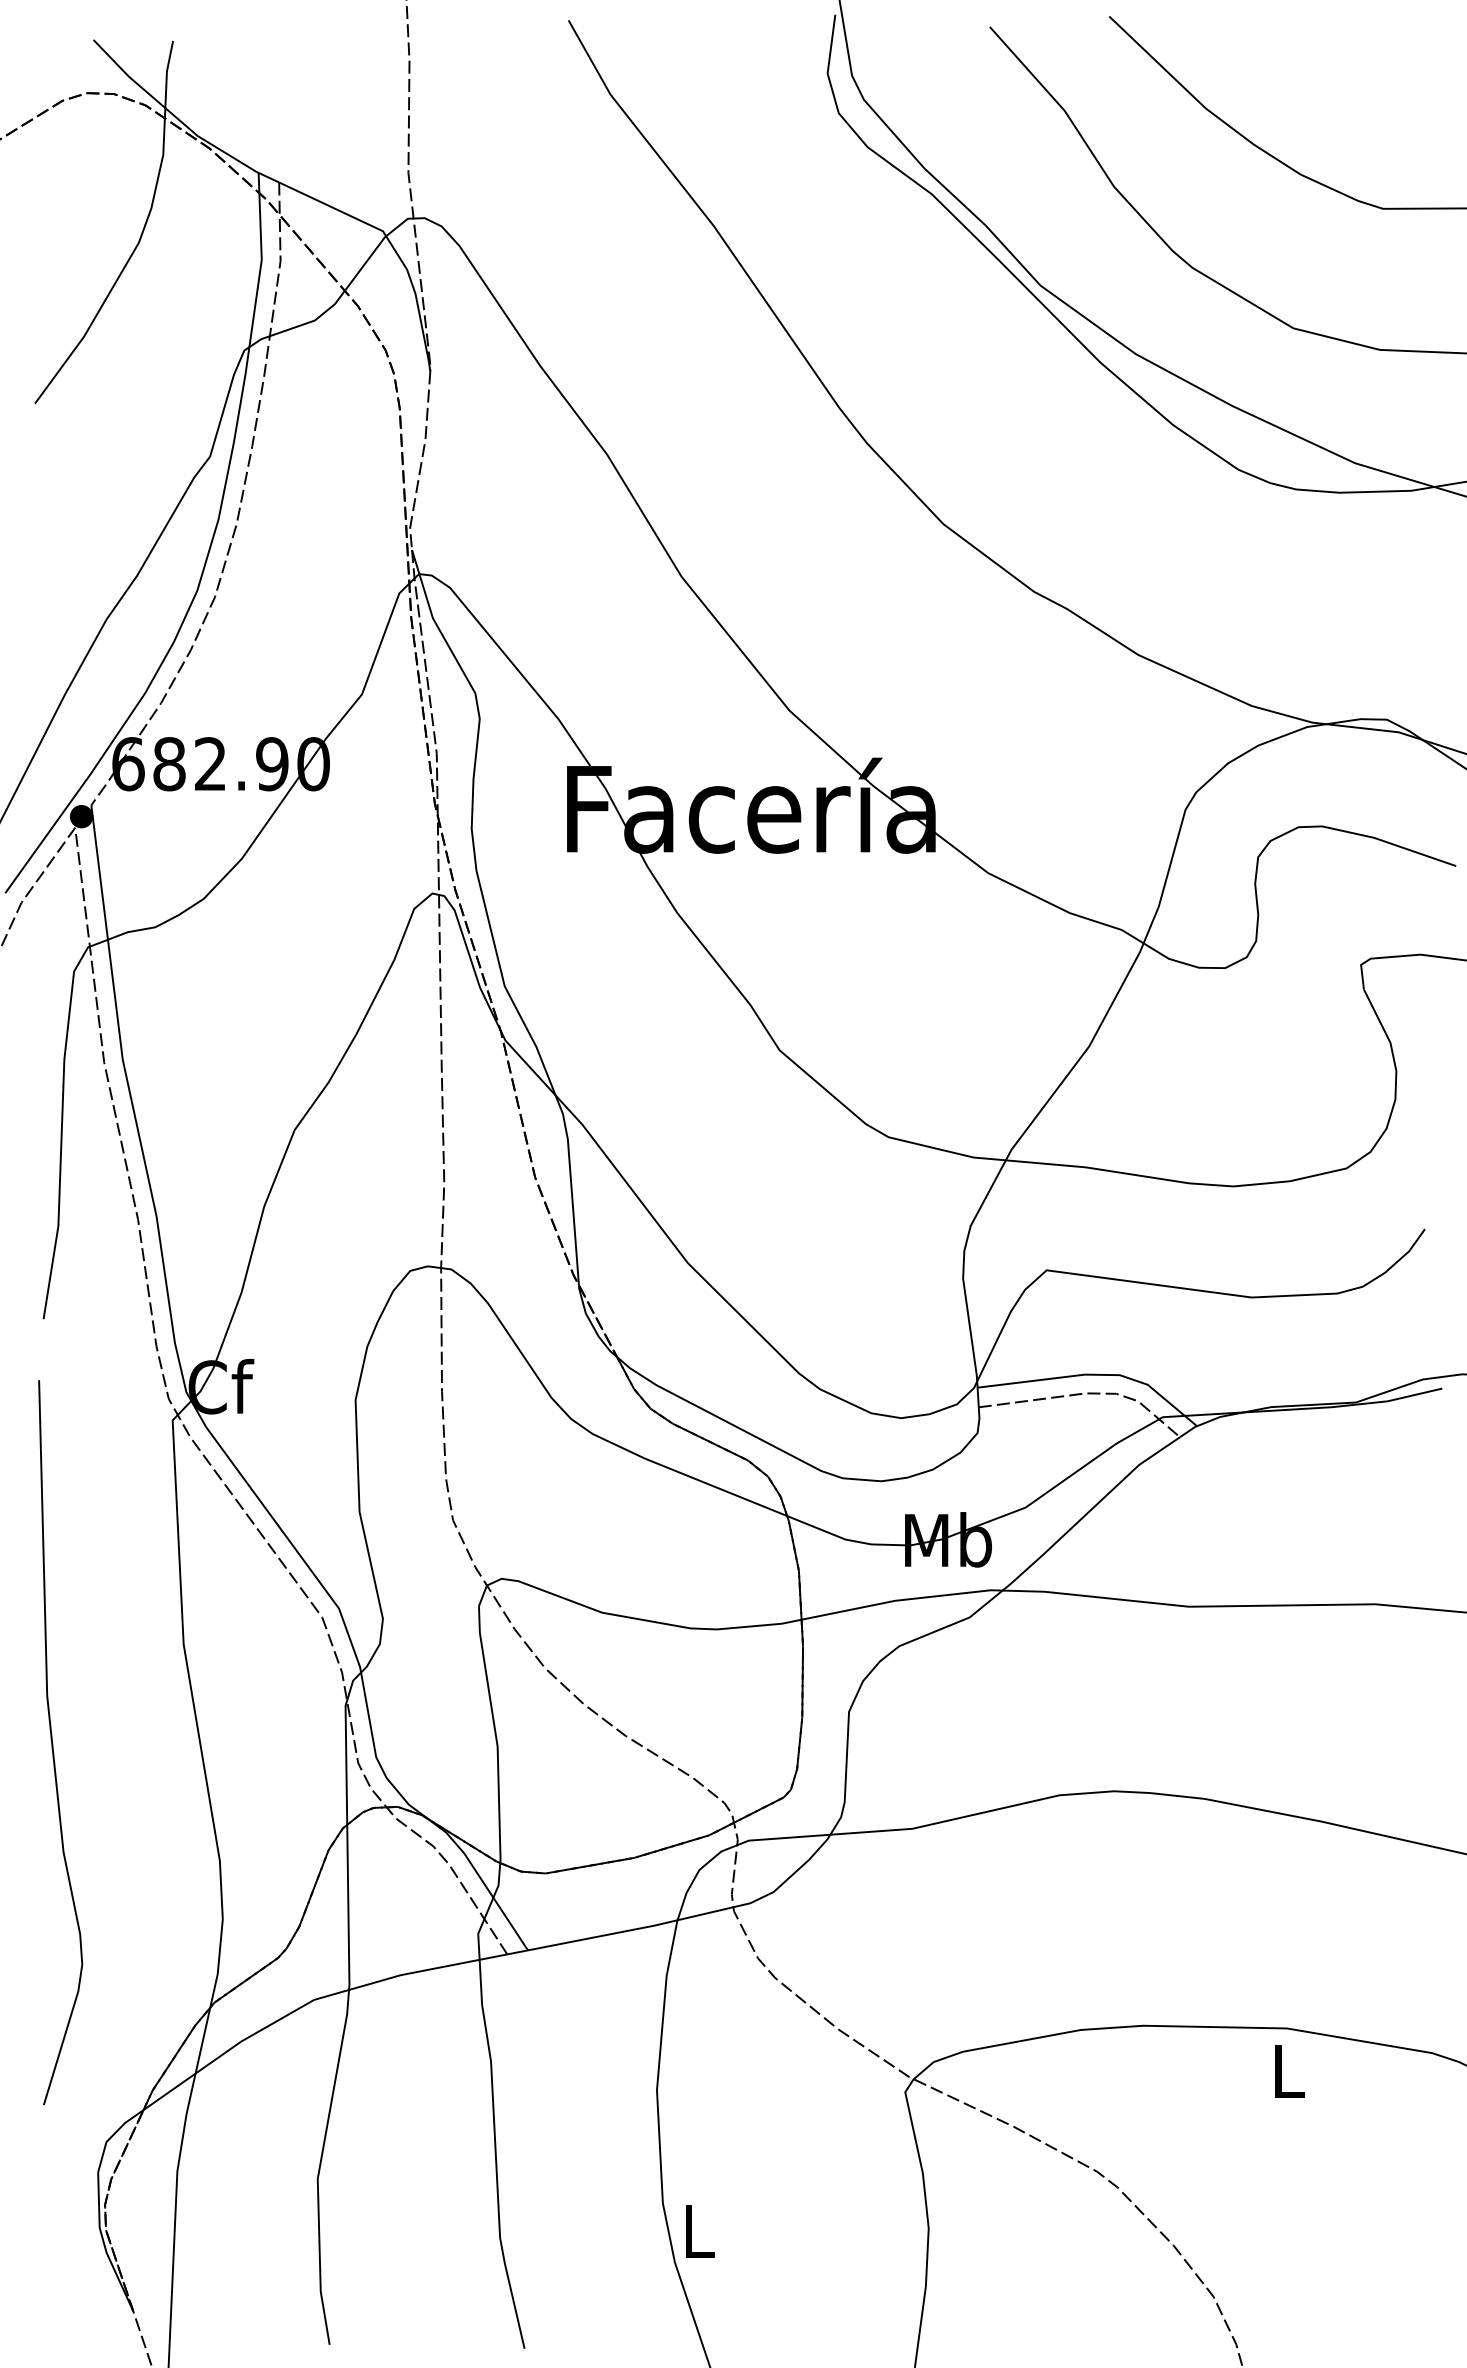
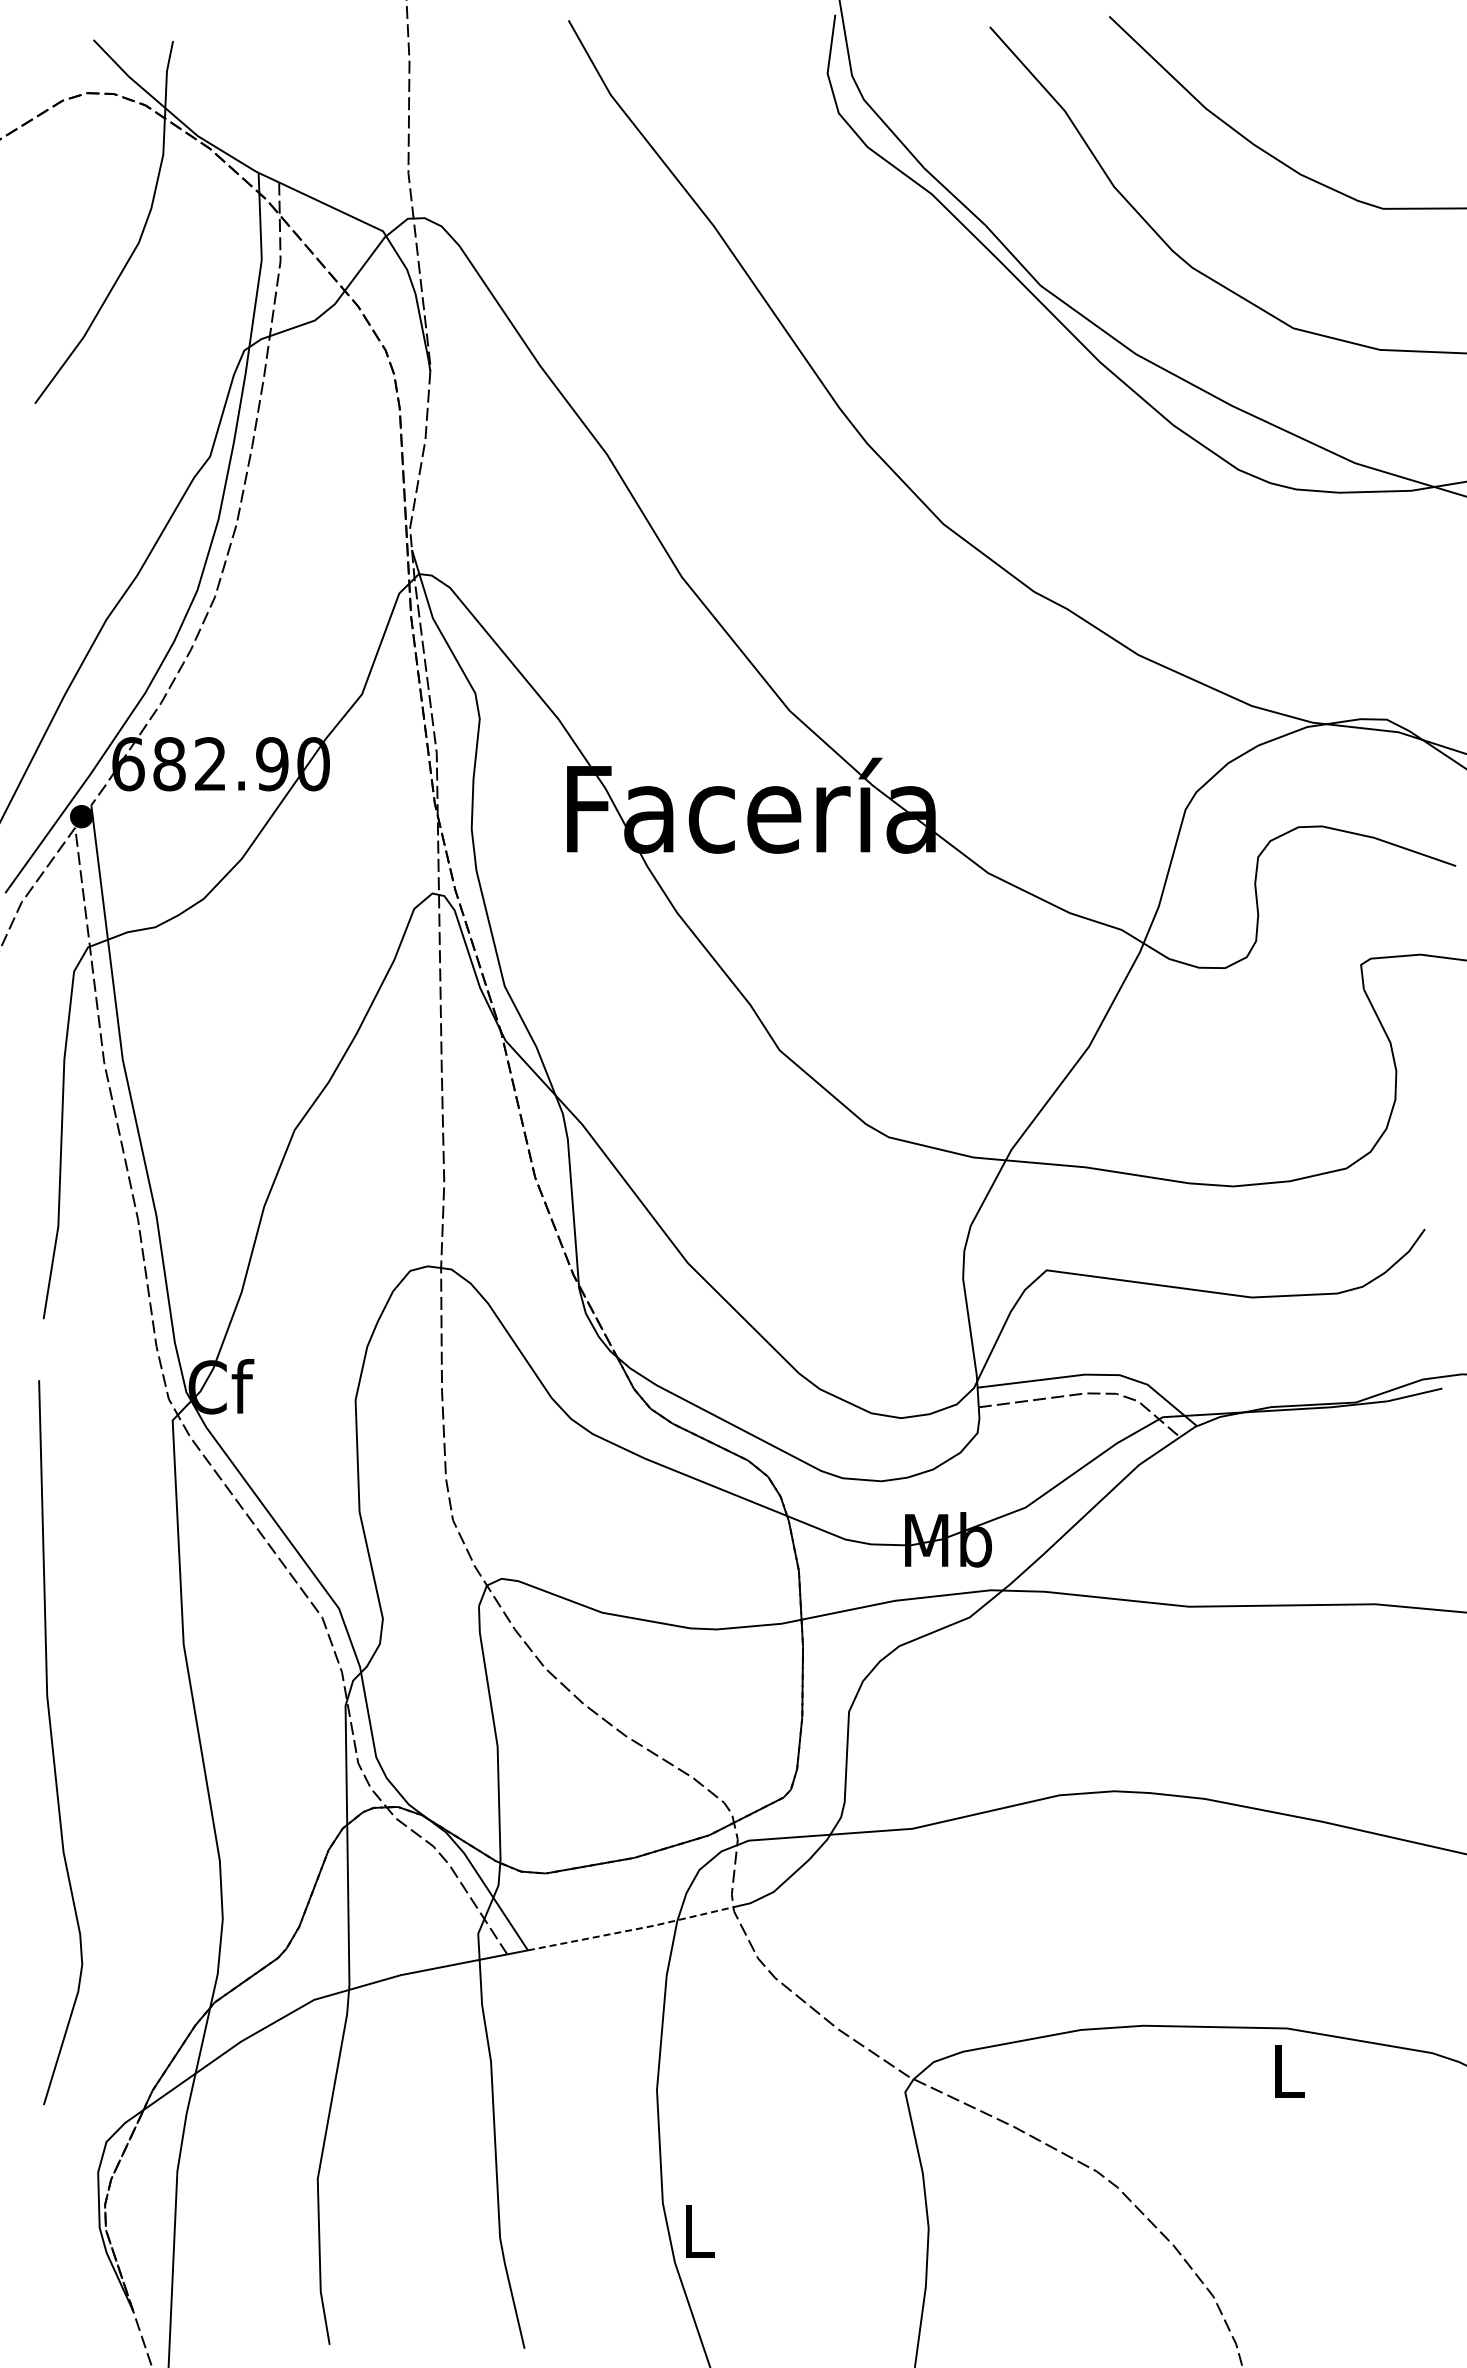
line: solid -> dashed (631, 1930)
